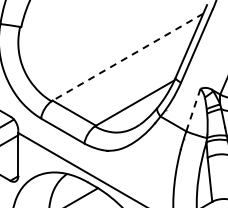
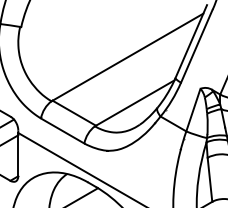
line: dashed -> solid (127, 57)
line: dashed -> solid (193, 110)
